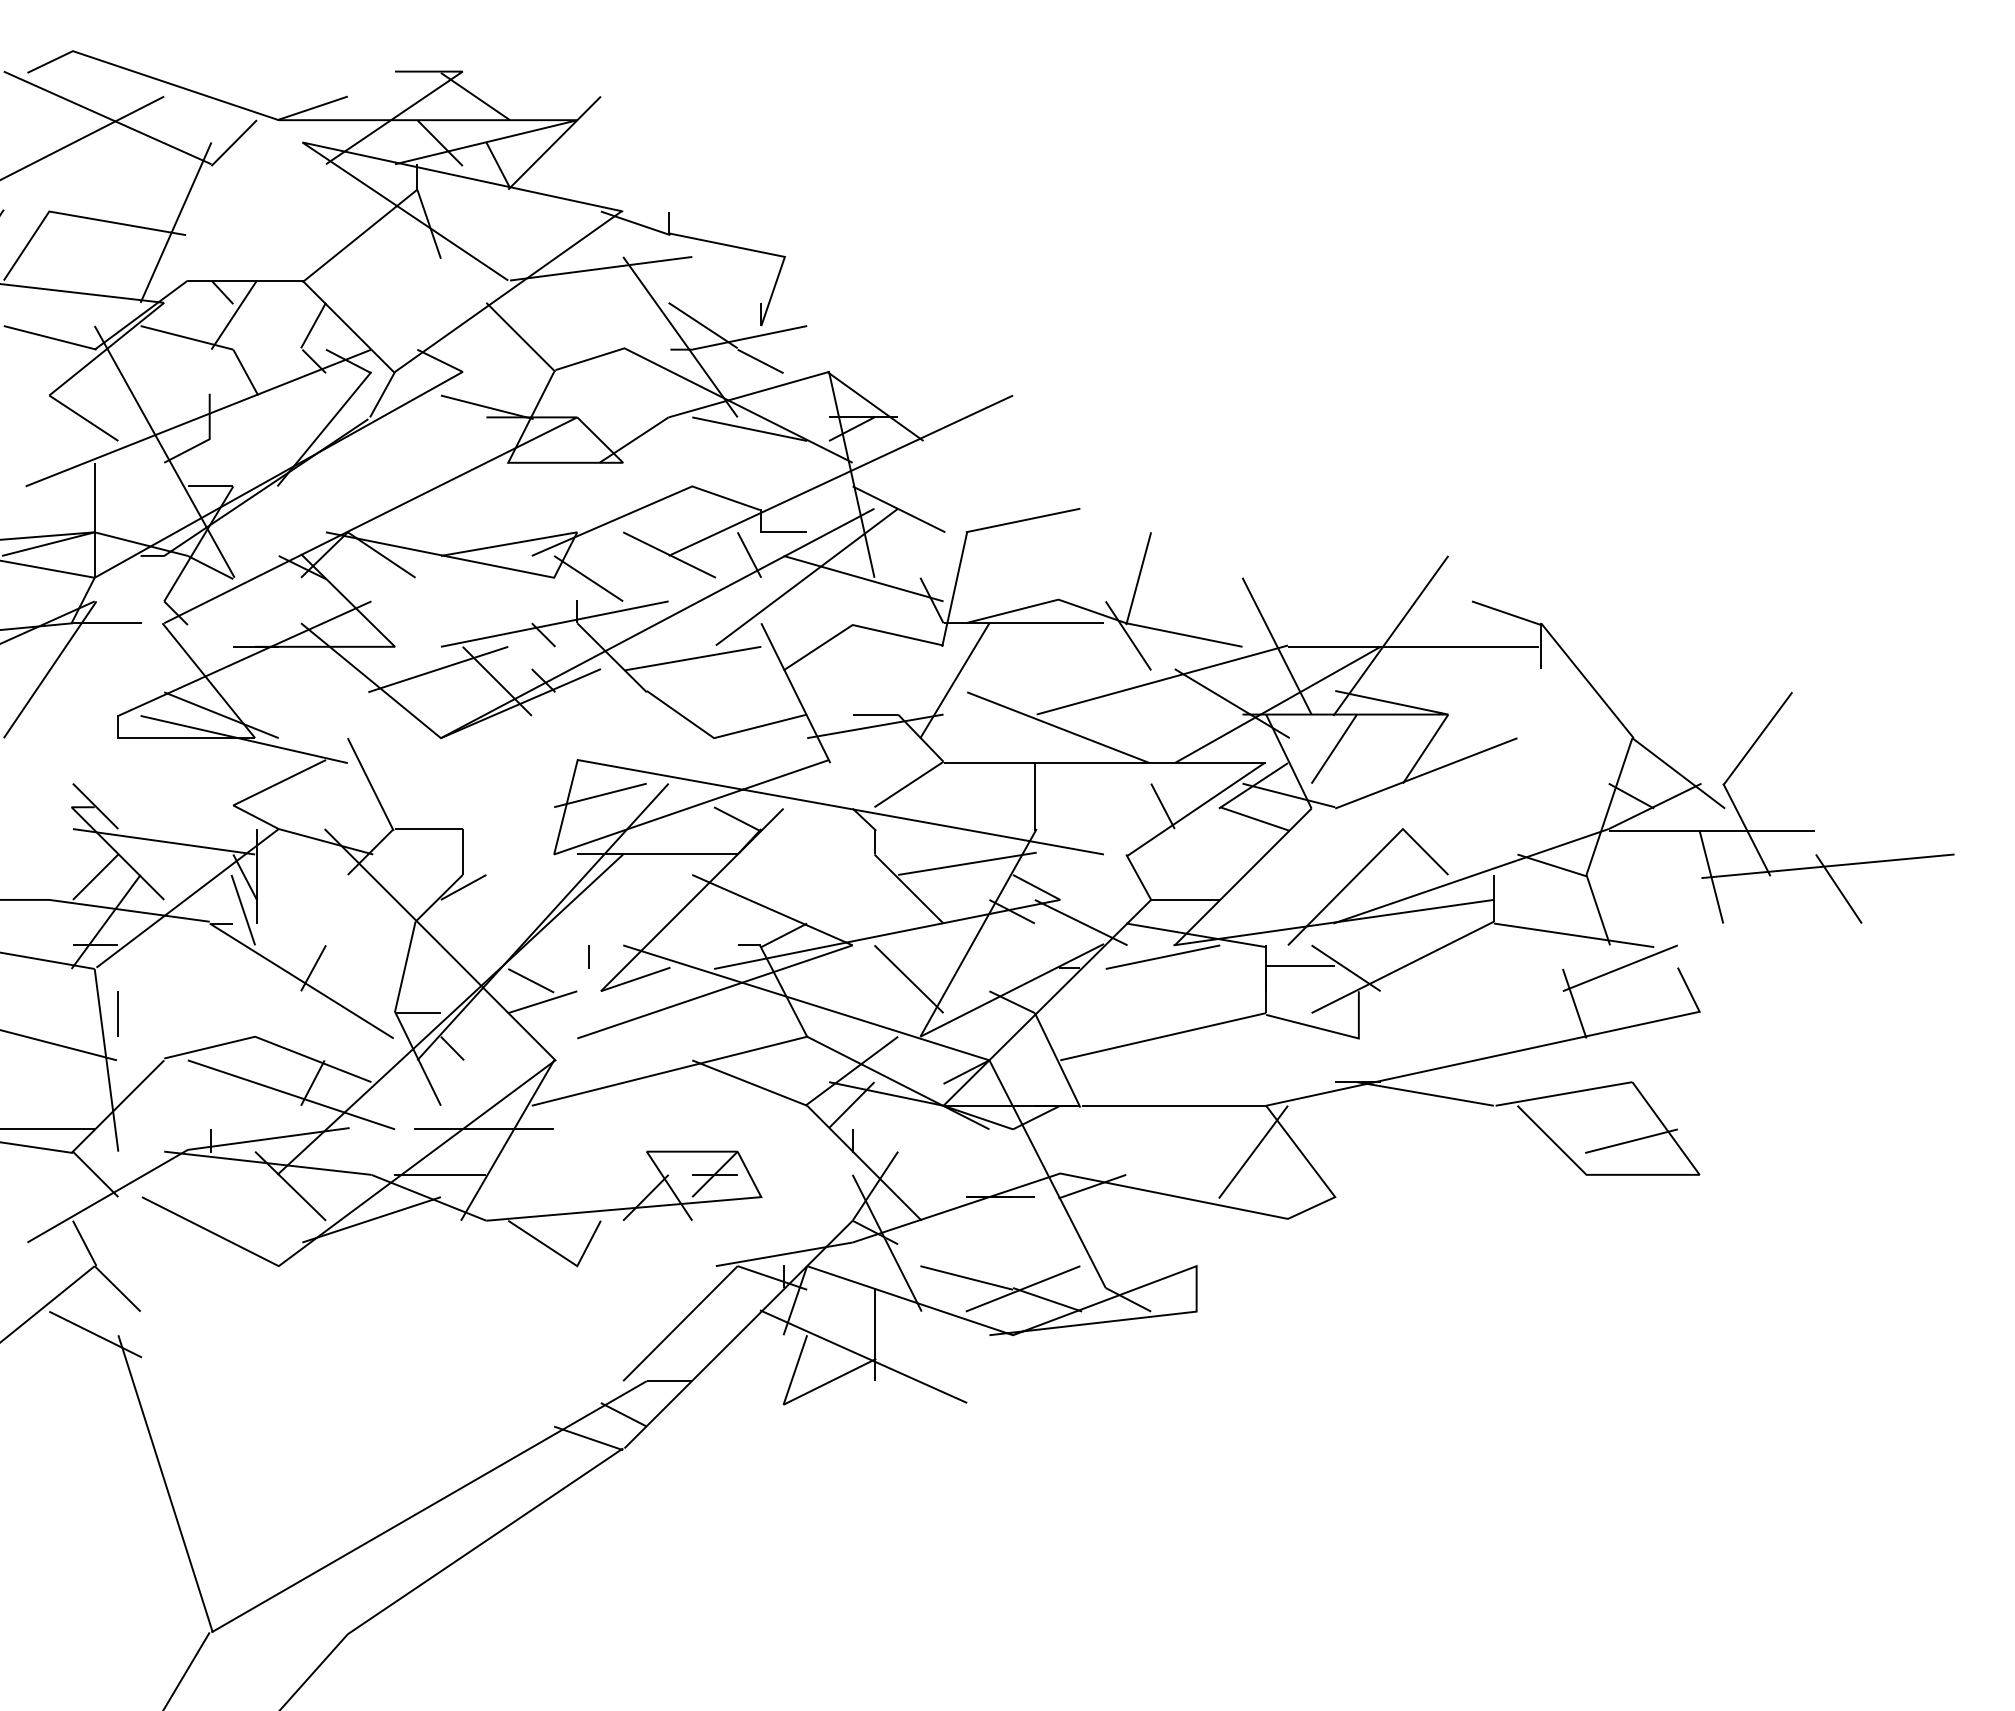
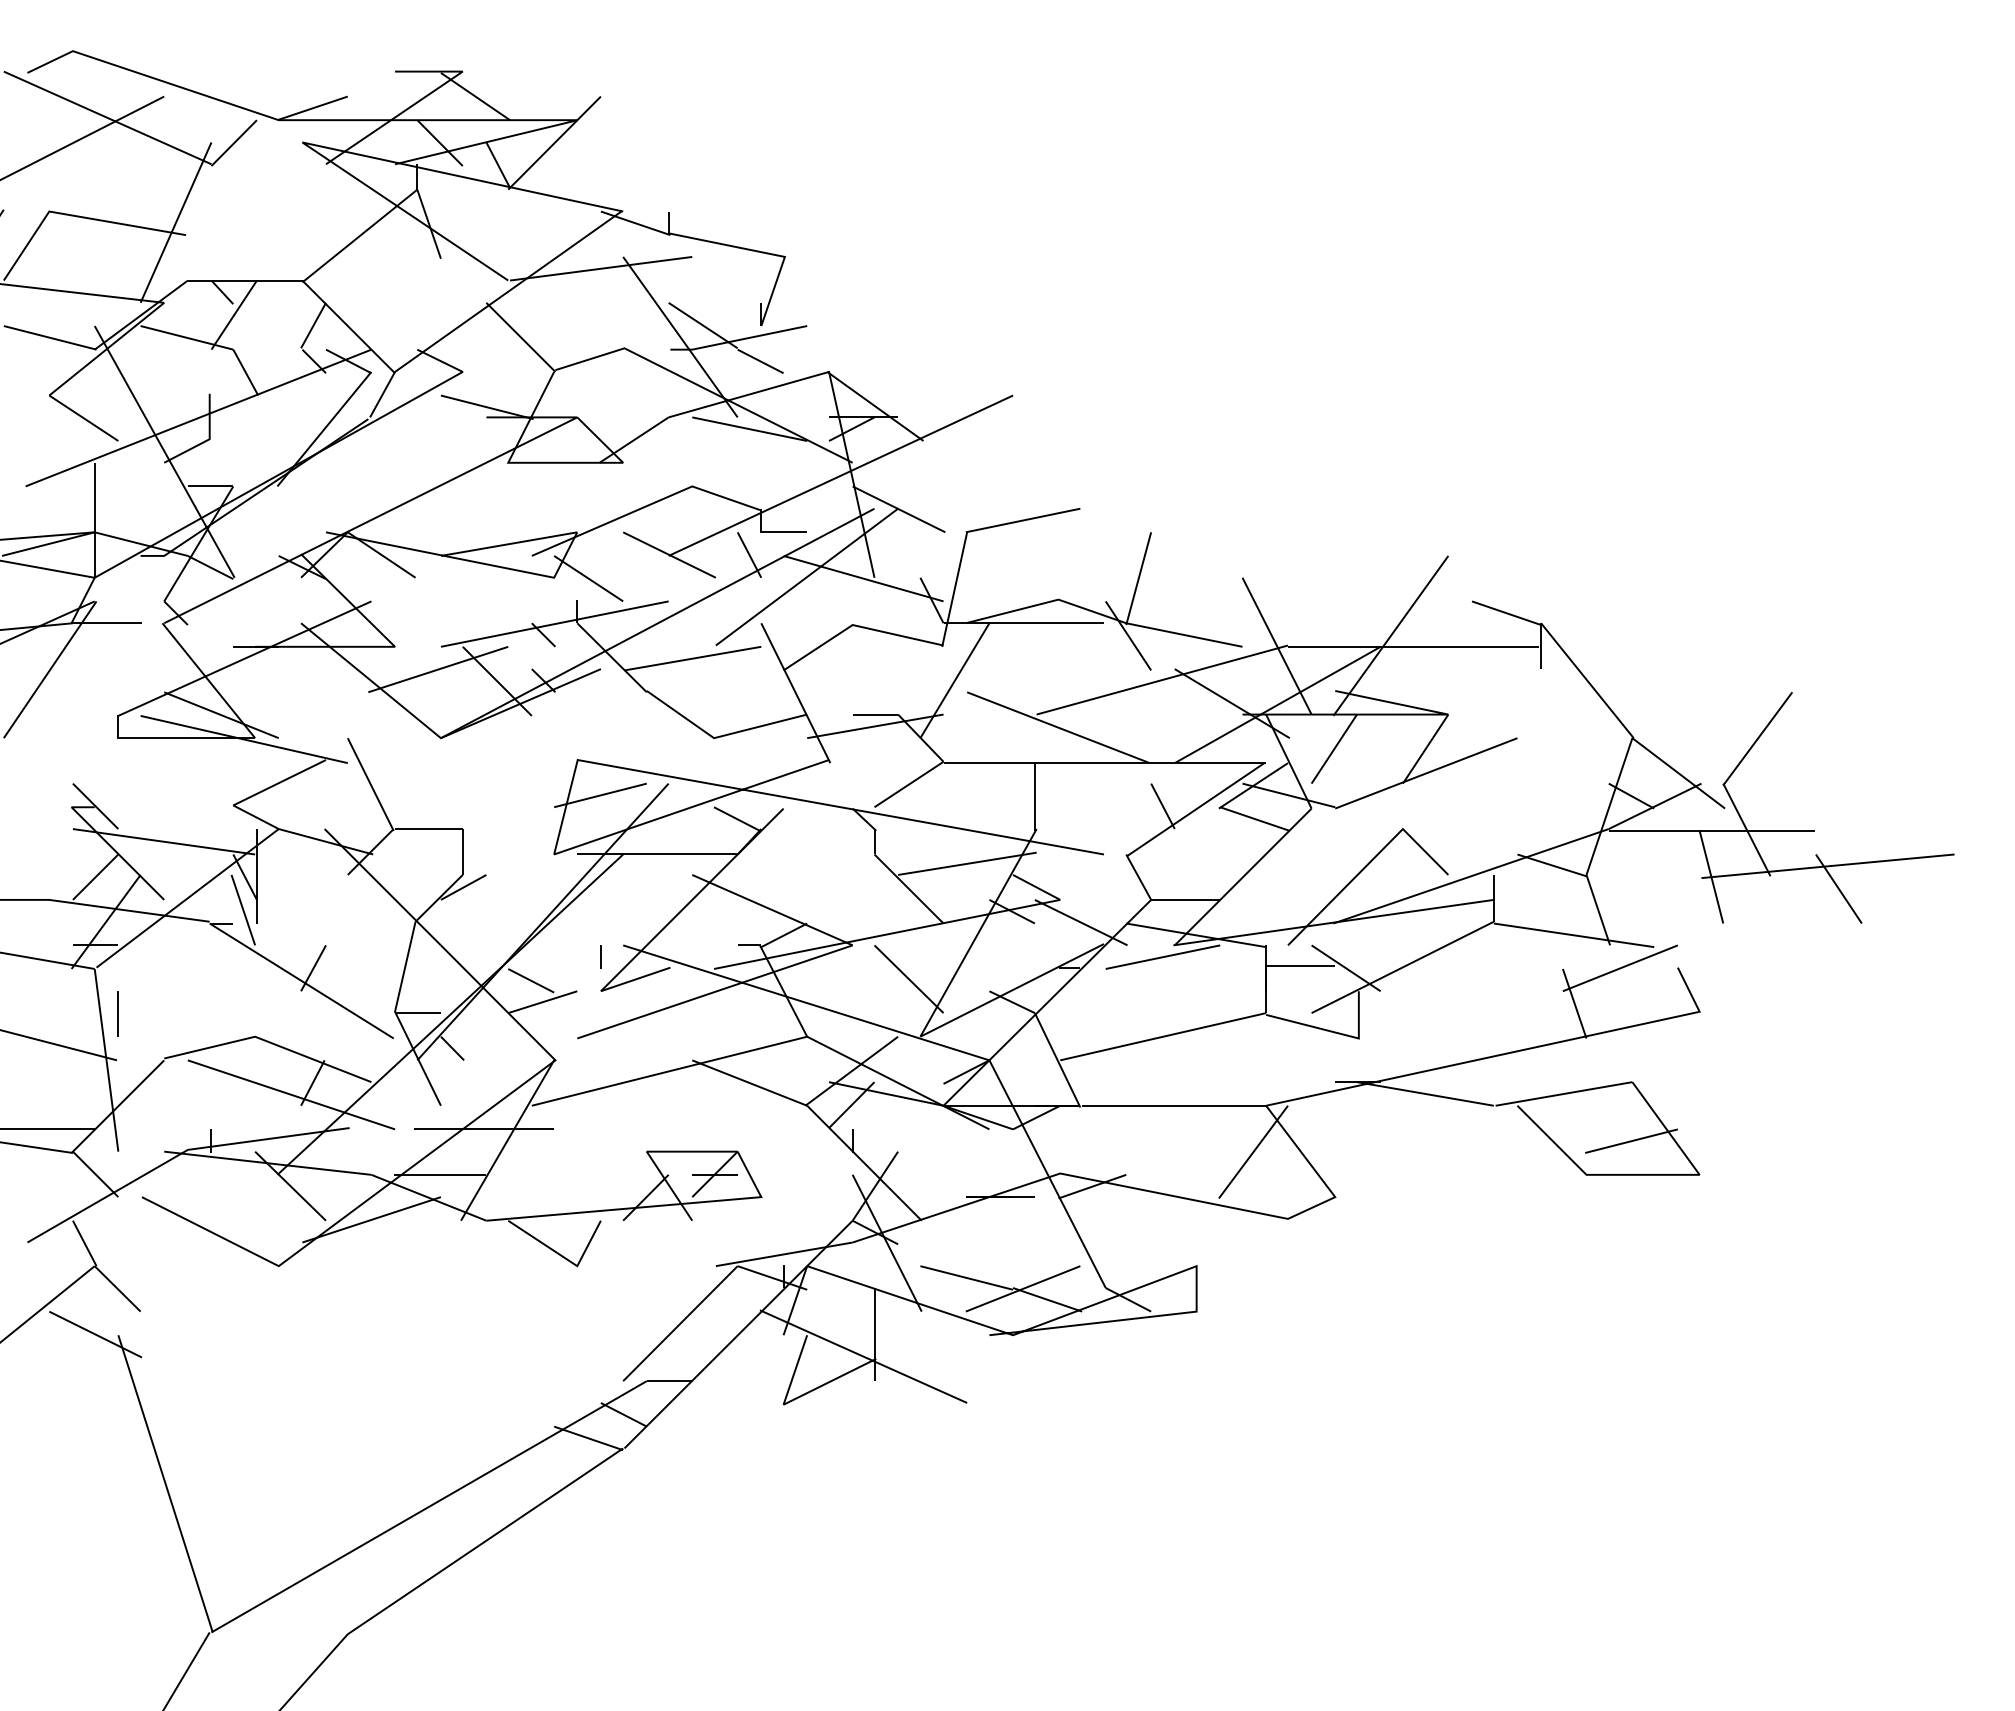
line position: (588, 956) -> (600, 956) (600, 956)
